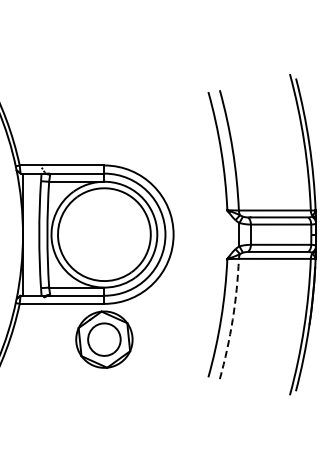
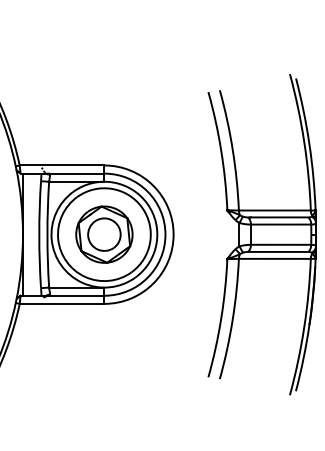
arc: dashed -> solid (232, 319)
part position: (104, 339) -> (104, 234) (104, 234)
